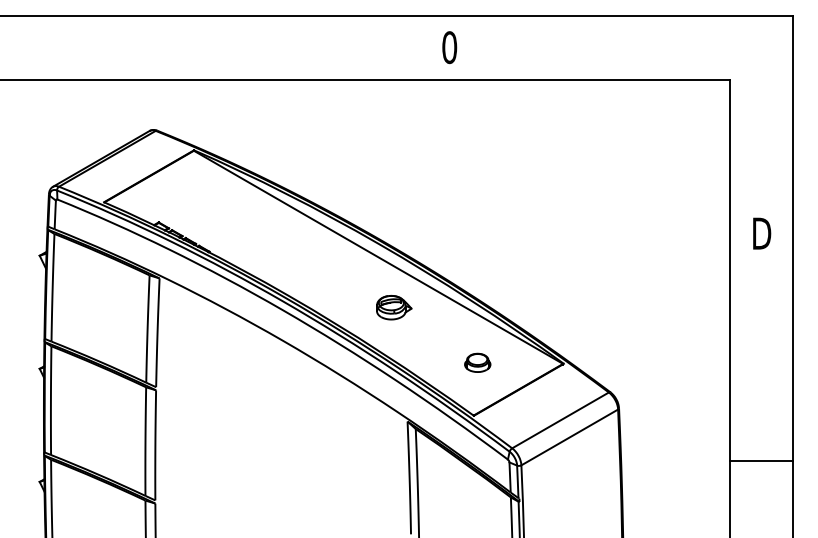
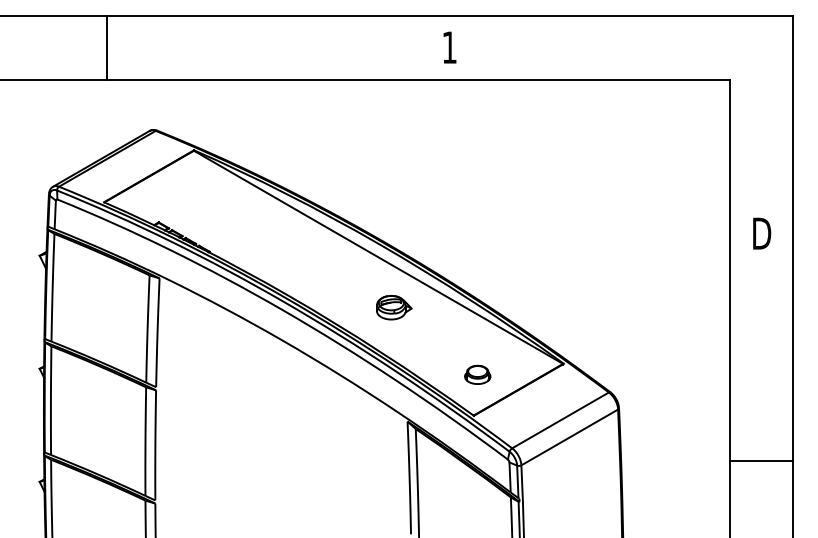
line: none -> present (106, 47)
text: 0 -> 1 (449, 47)
part position: (477, 362) -> (477, 374) (477, 374)
